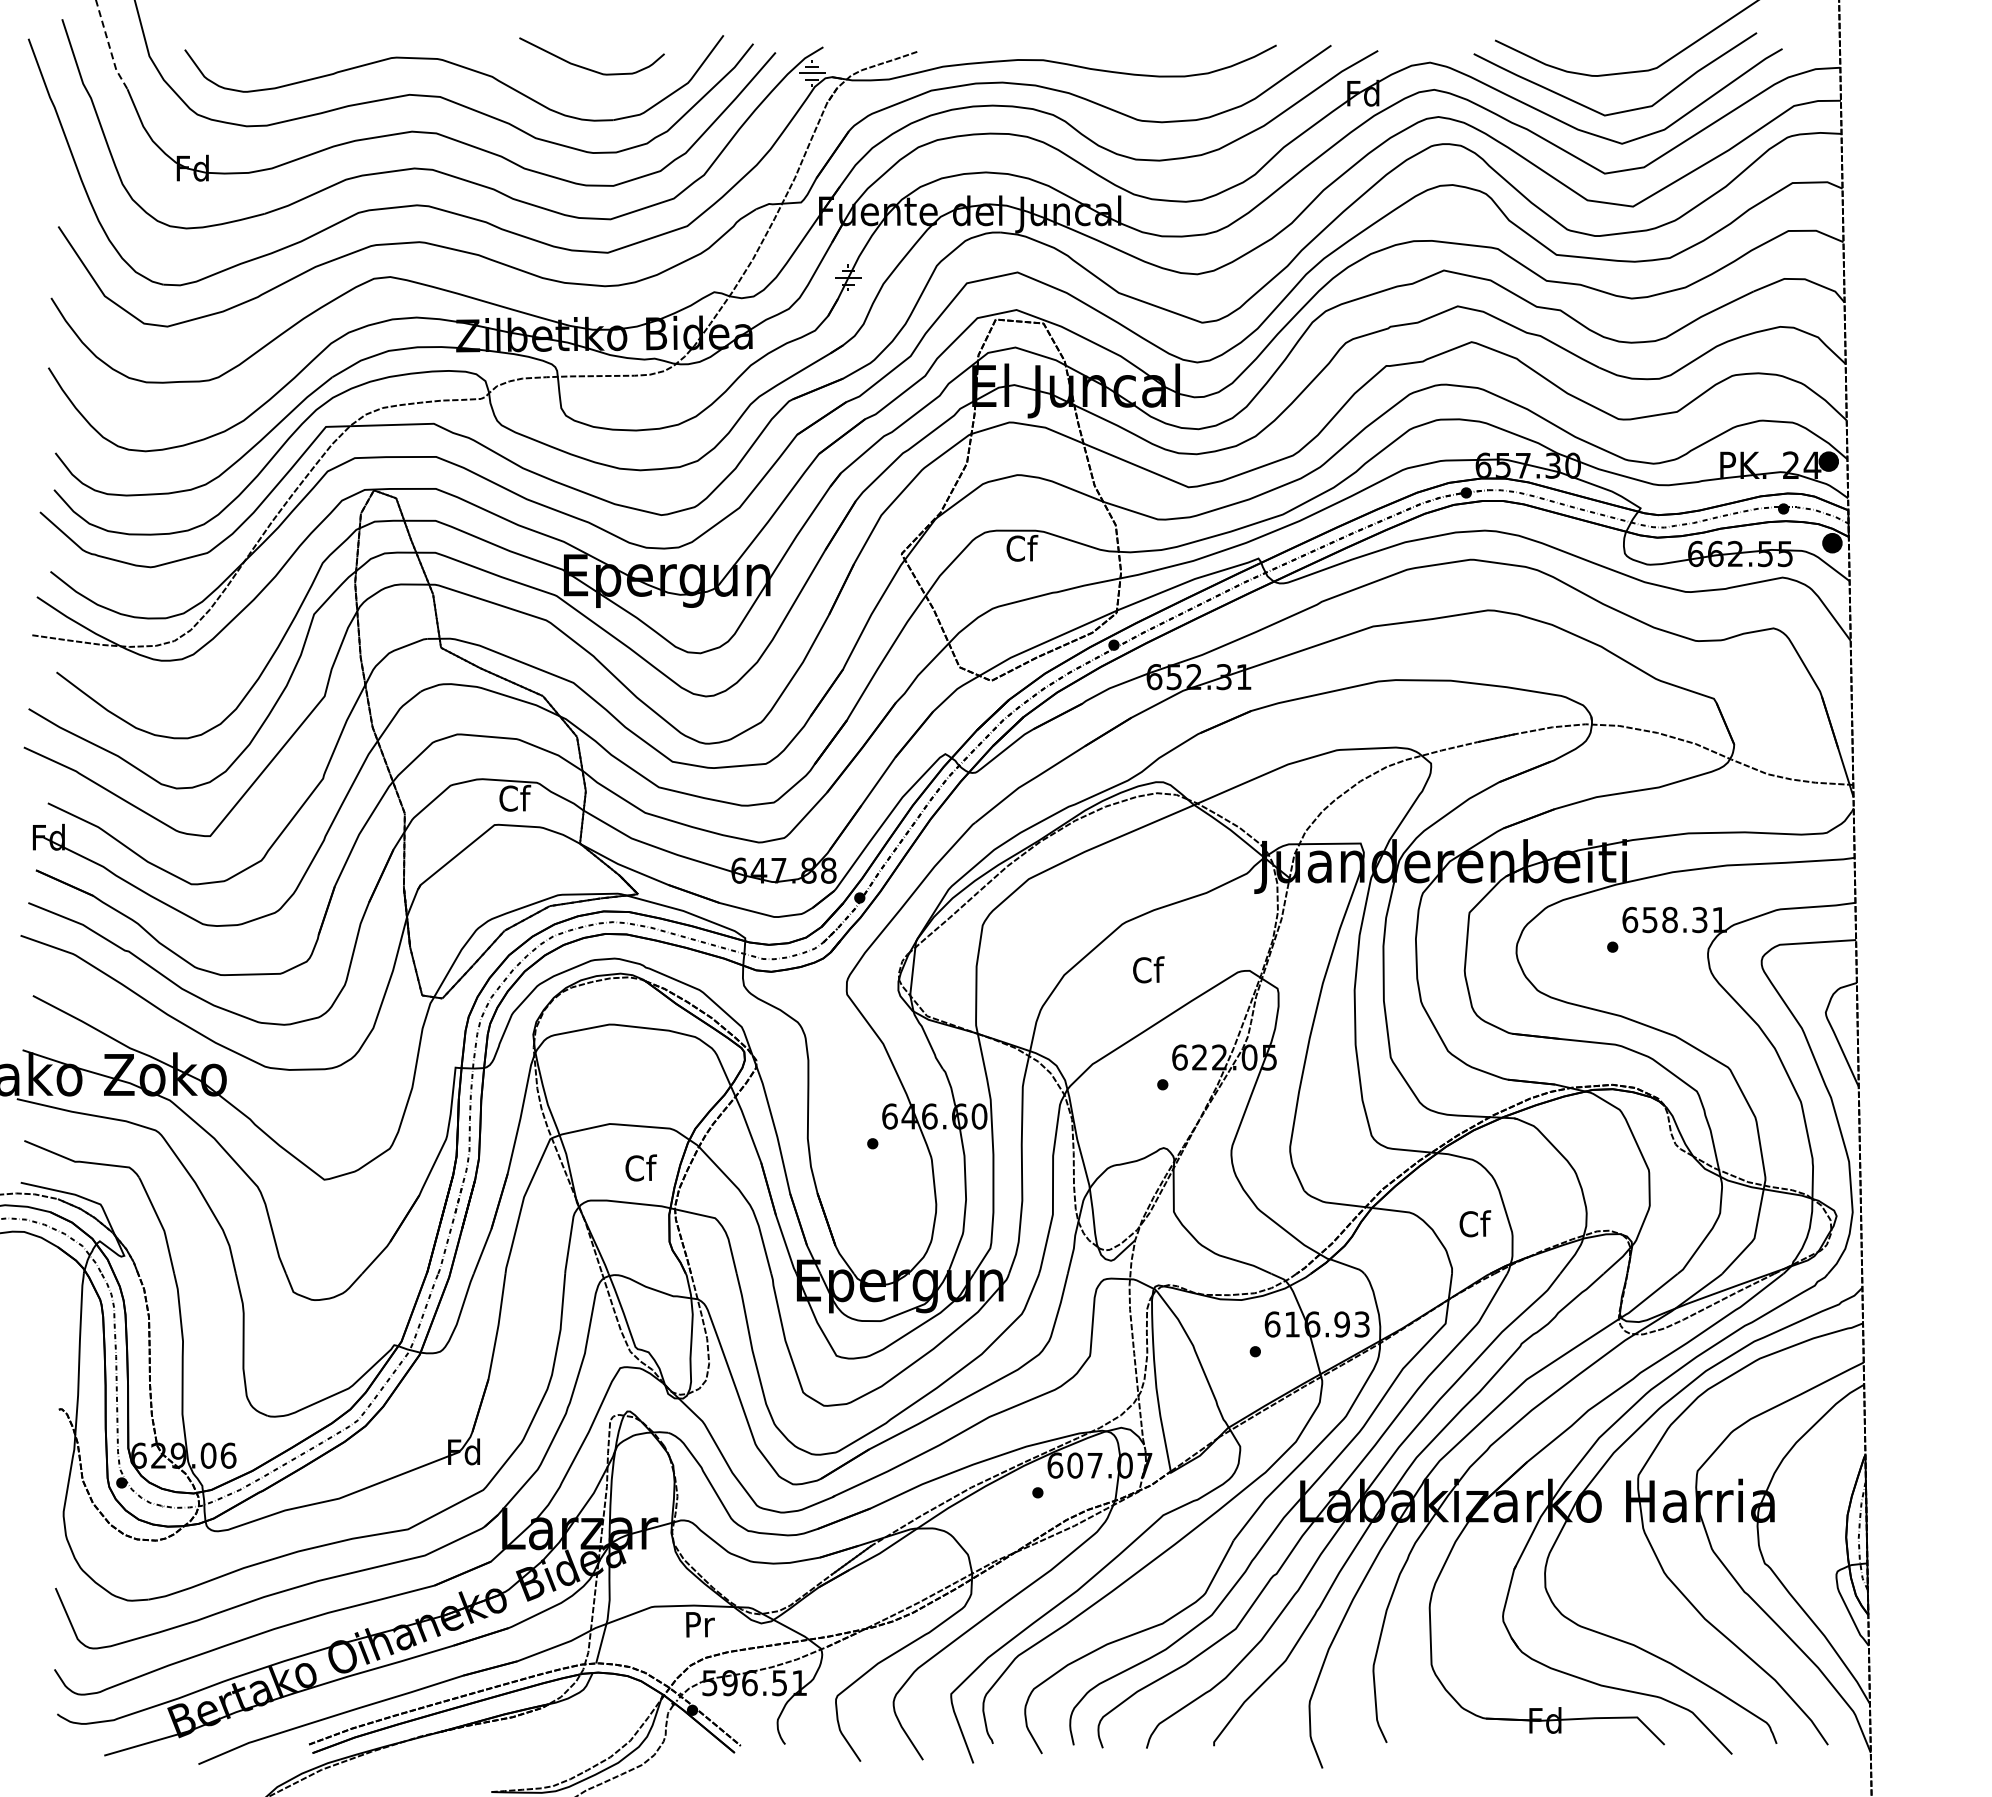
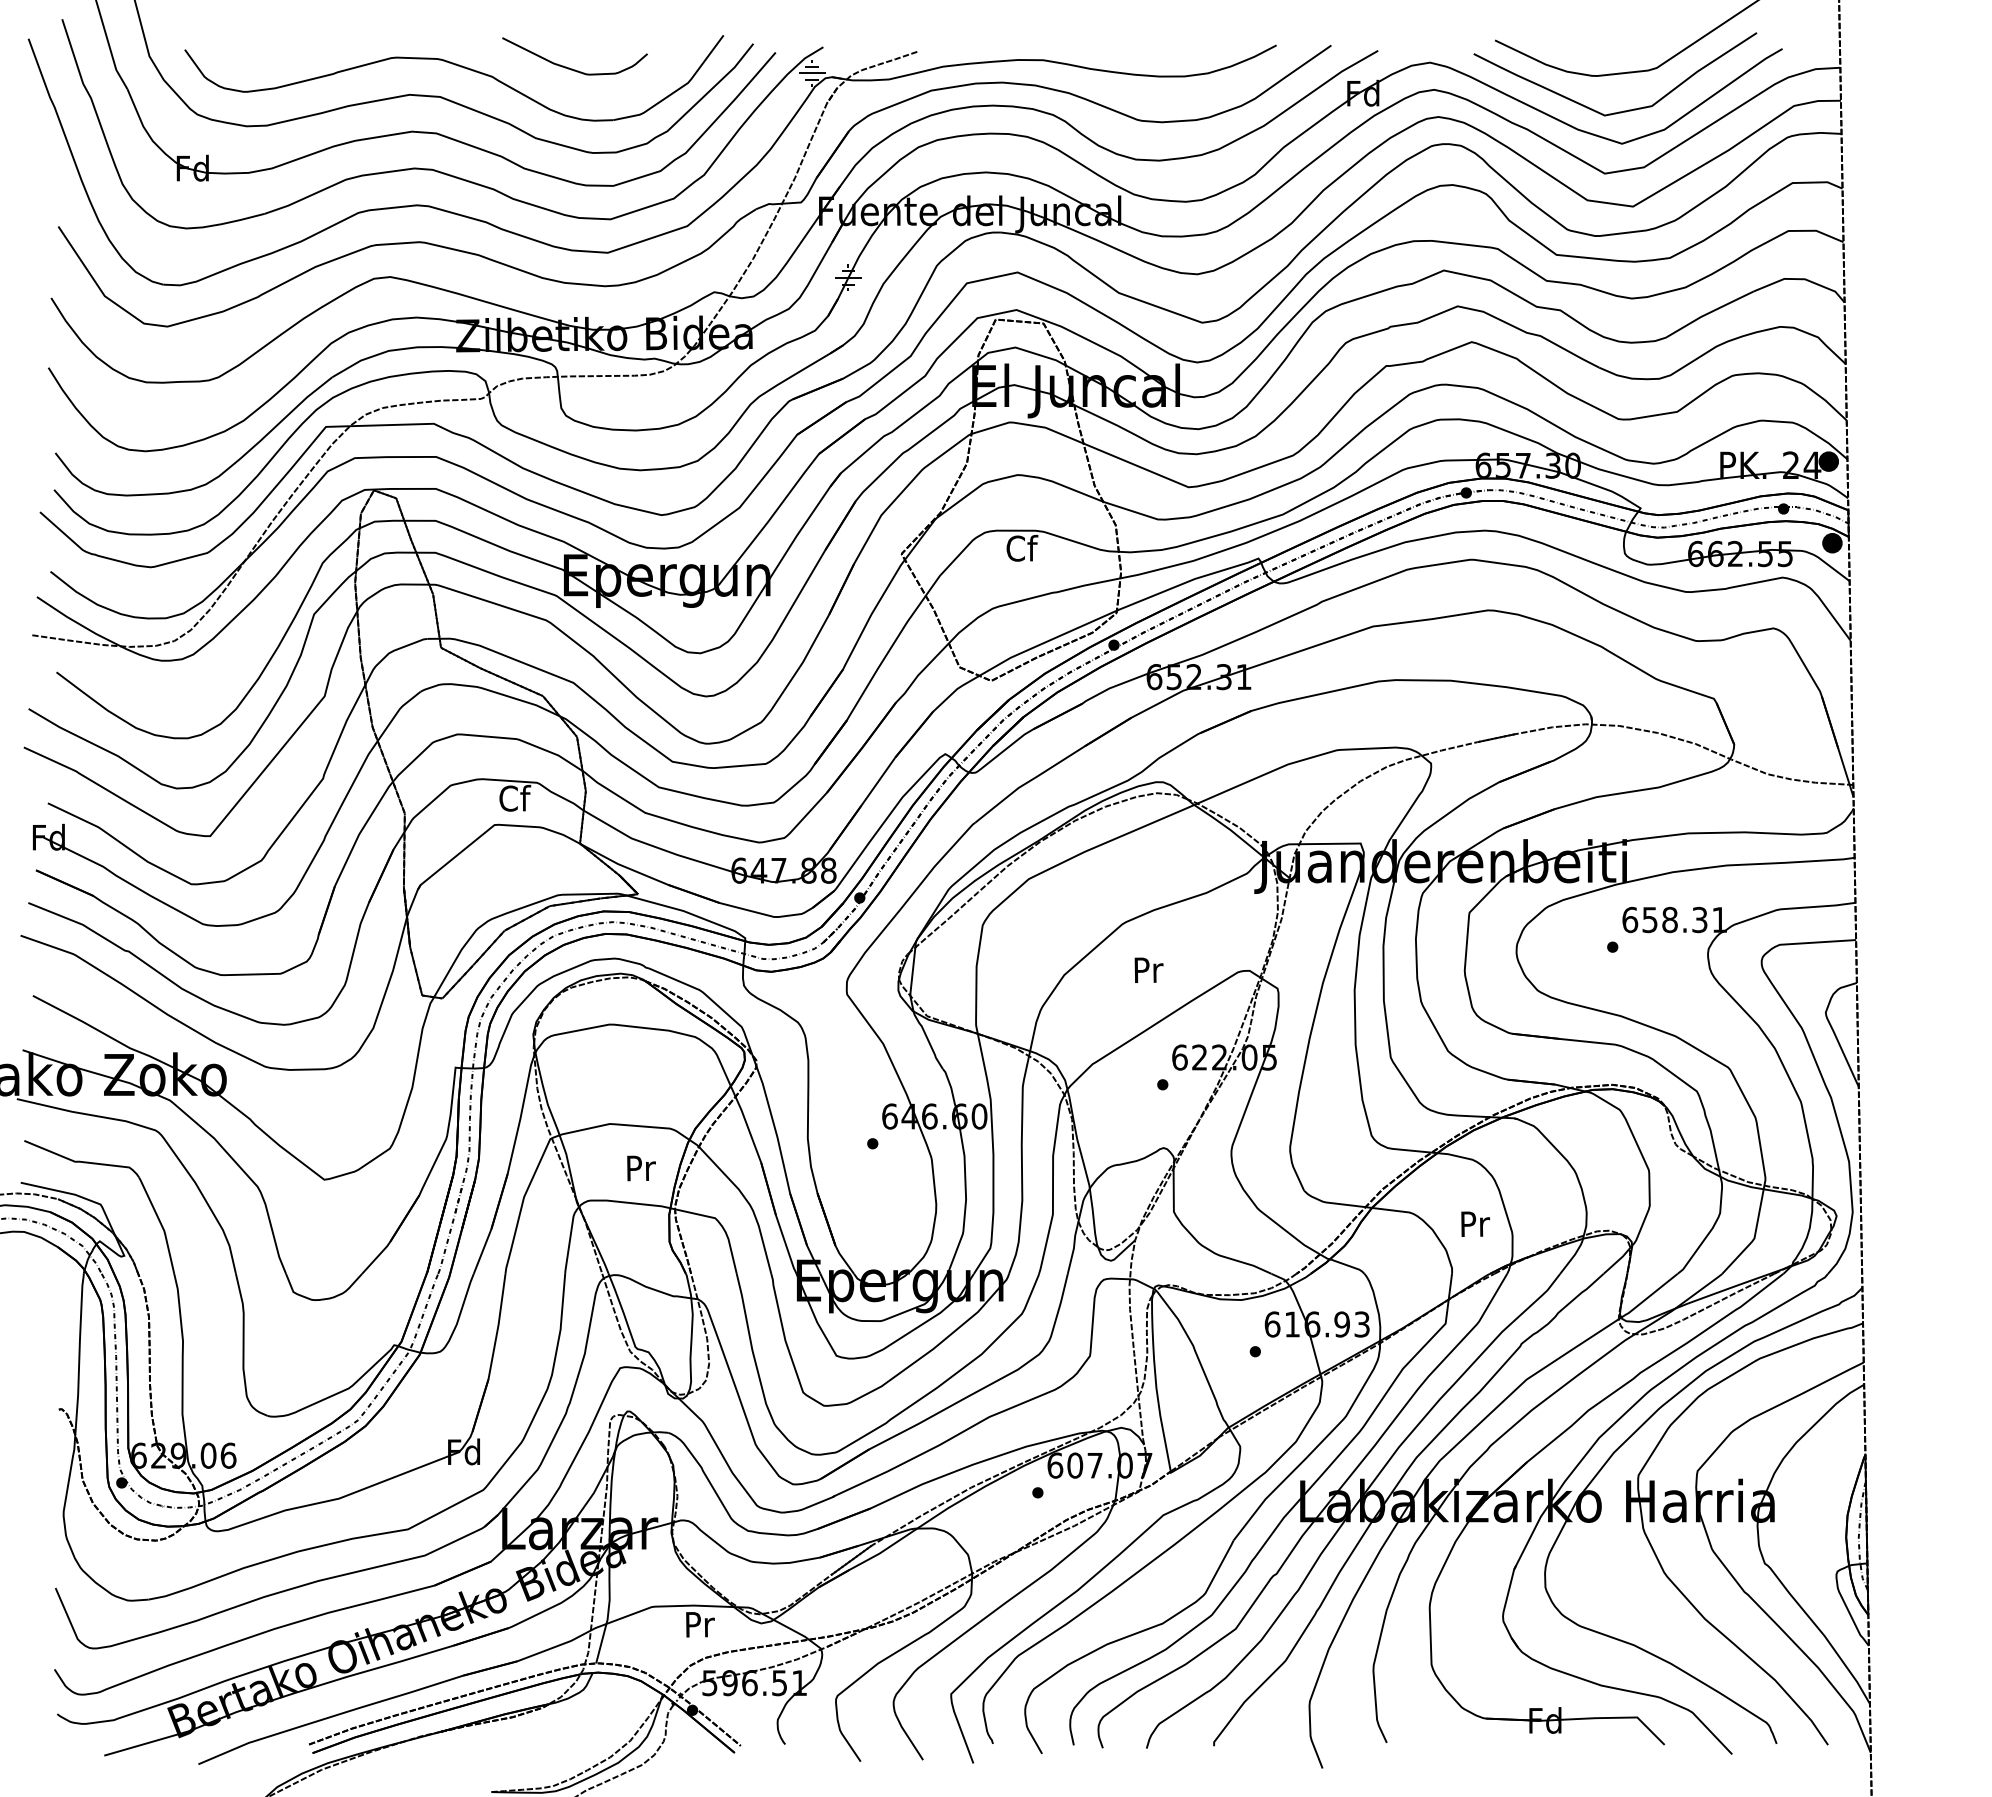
line: dashed -> solid (109, 47)
curve position: (586, 67) -> (569, 67) (569, 67)
text: Cf -> Pr (1148, 969)
text: Cf -> Pr (640, 1167)
text: Cf -> Pr (1475, 1223)
